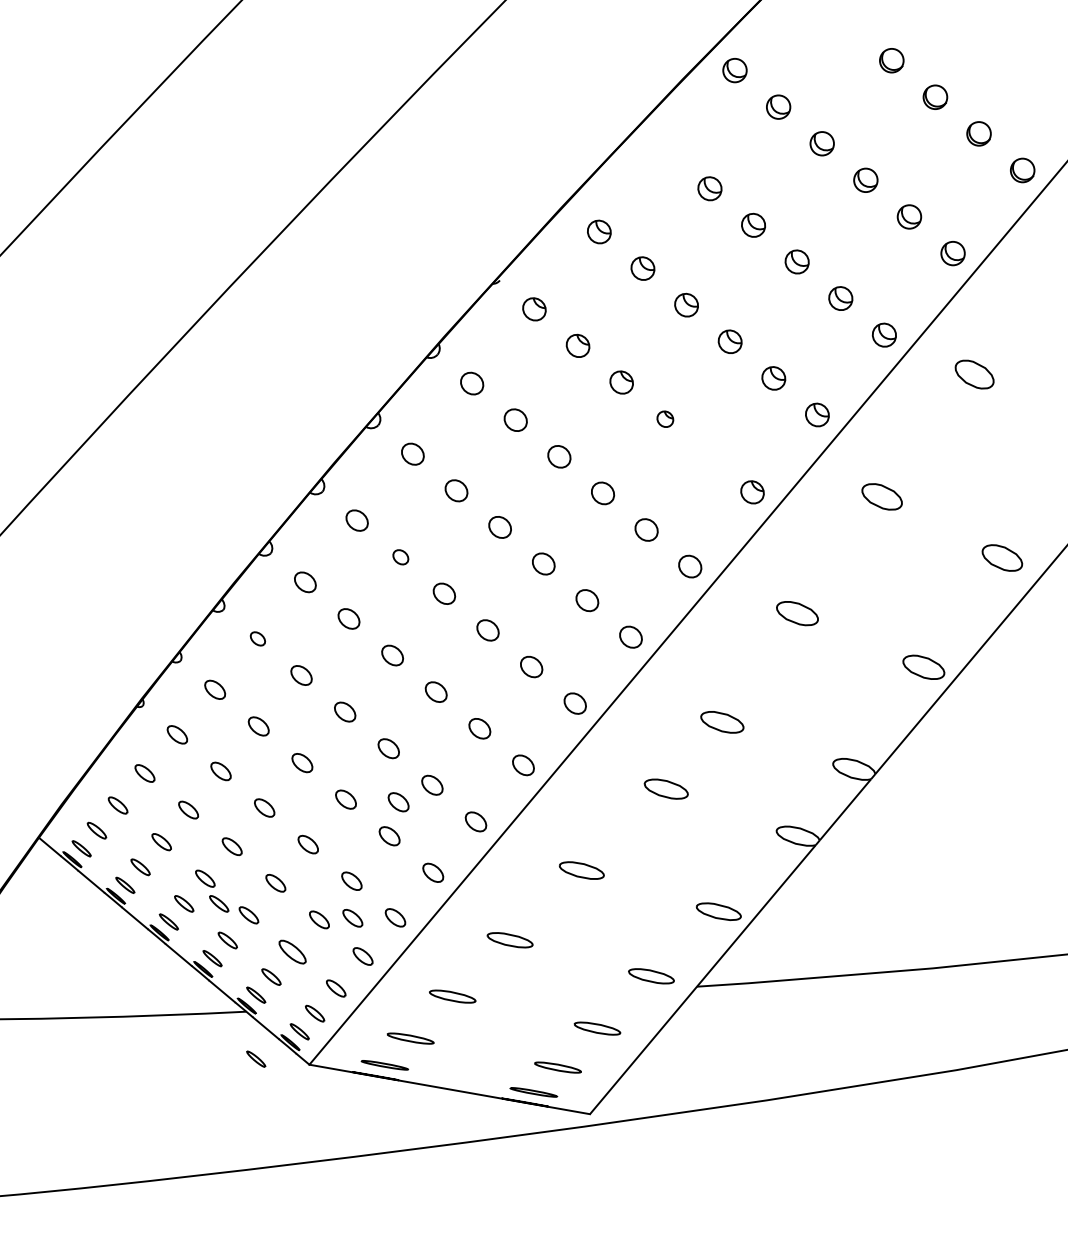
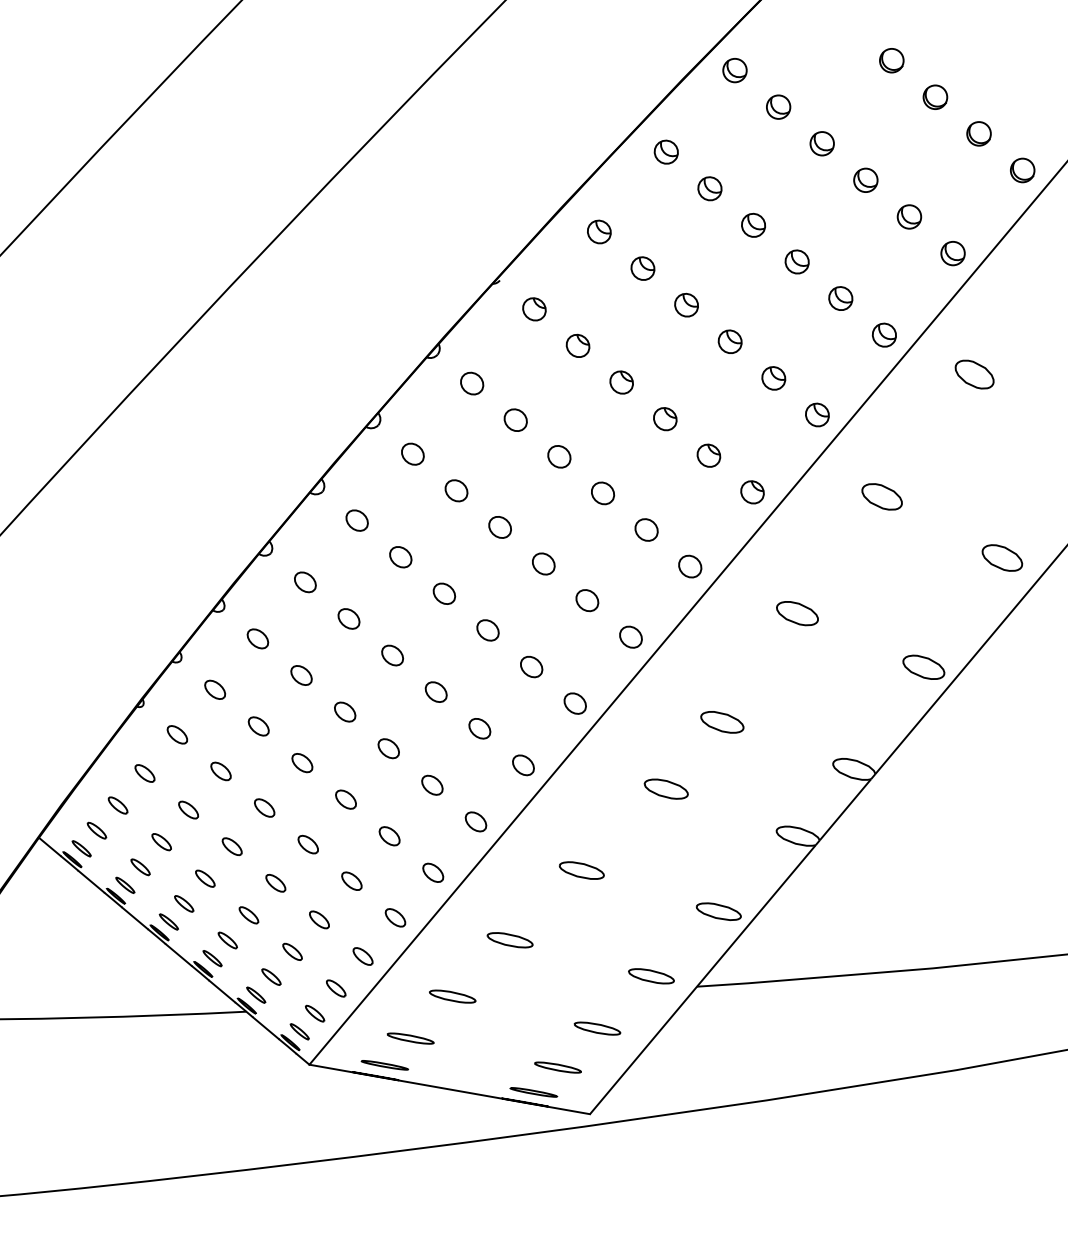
part: none -> present (665, 151)
part size: 19x18 px -> 25x25 px (665, 419)
part: none -> present (708, 455)
part size: 18x17 px -> 24x23 px (400, 557)
part size: 17x16 px -> 24x22 px (257, 638)
part: present -> none (398, 802)
part: present -> none (219, 903)
part: present -> none (352, 918)
part size: 29x26 px -> 21x19 px (292, 951)
part: present -> none (256, 1058)
